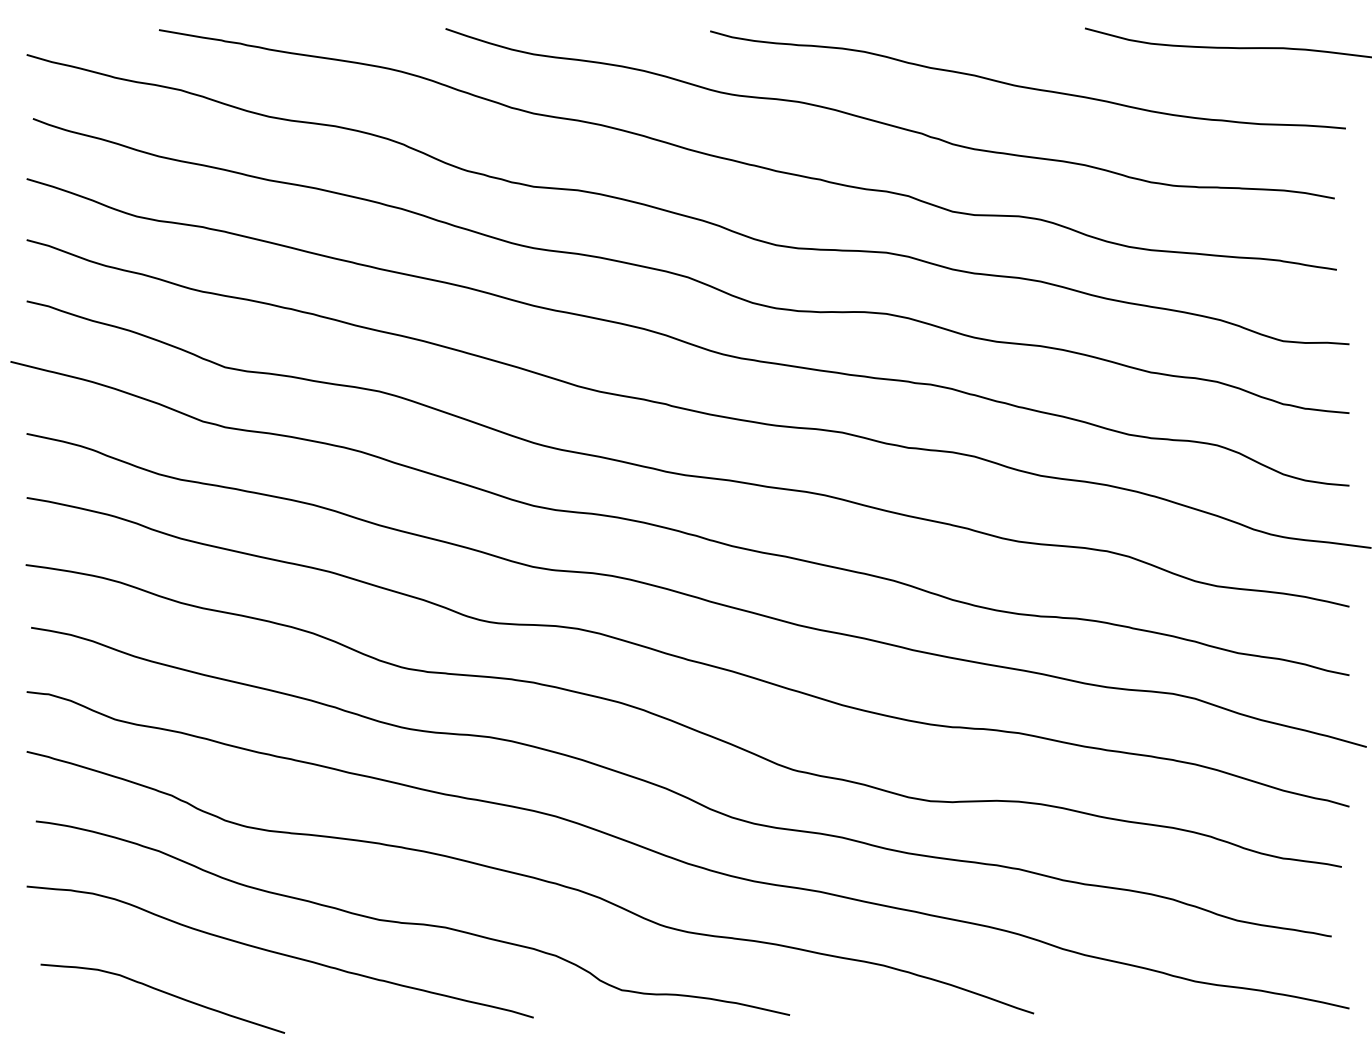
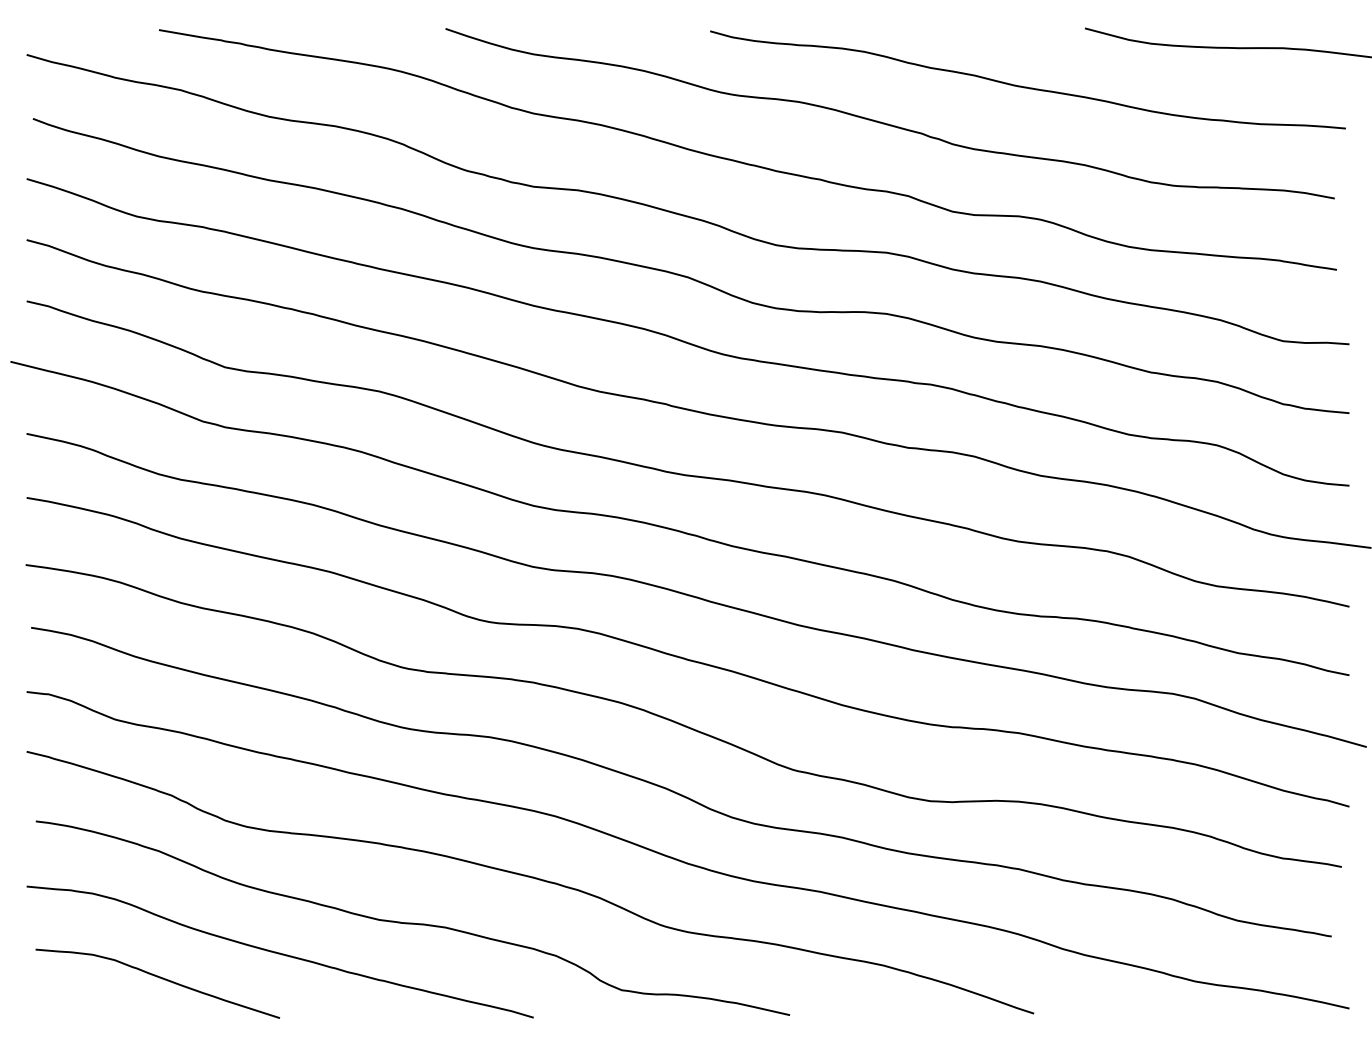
curve position: (164, 993) -> (159, 978) (159, 978)
